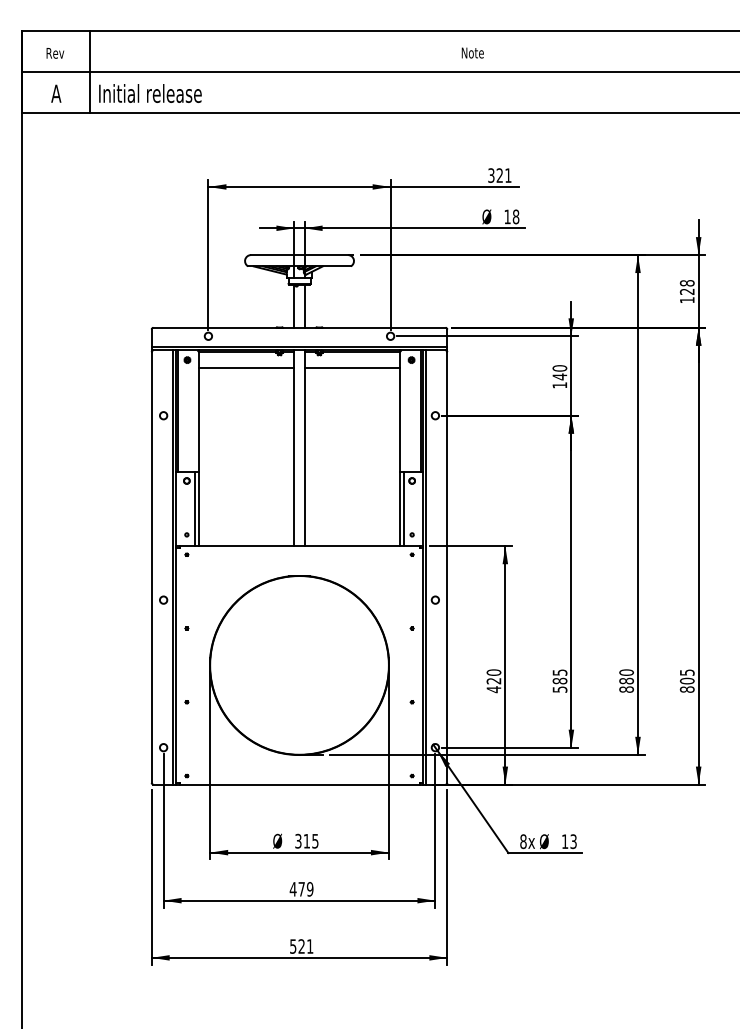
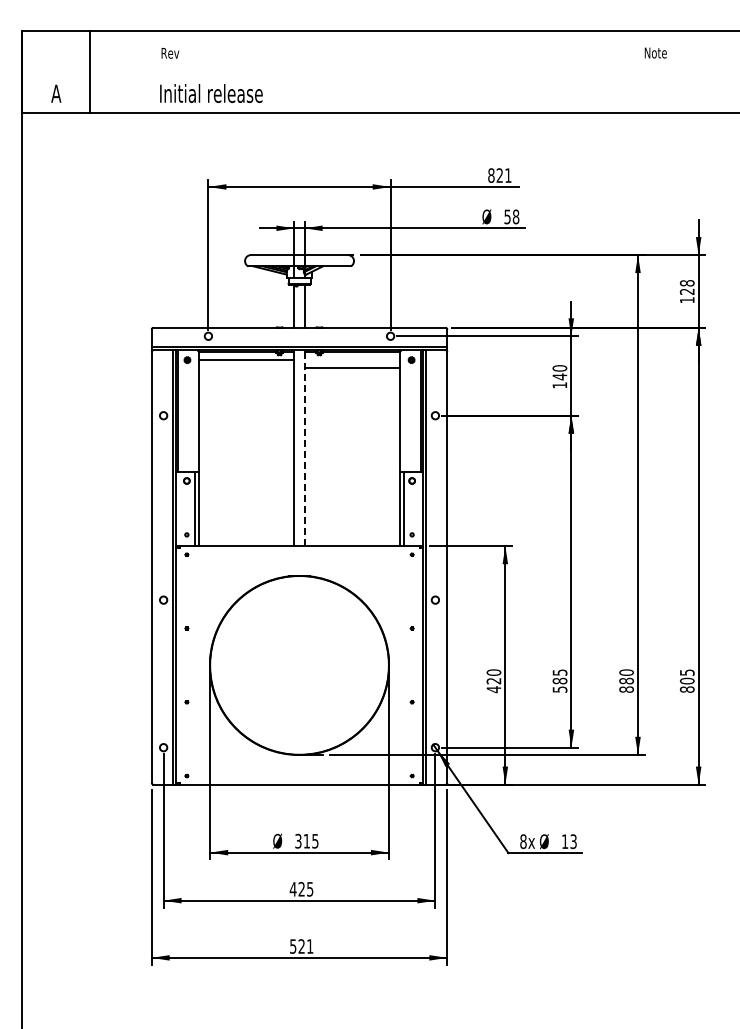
text position: (472, 52) -> (655, 52) (655, 52)
text position: (55, 53) -> (170, 53) (170, 53)
line: present -> none (379, 71)
text position: (150, 93) -> (211, 93) (211, 93)
text: 321 -> 821 (491, 175)
text: 18 -> 58 (507, 216)
line position: (246, 367) -> (246, 359) (246, 359)
line: solid -> dashed (304, 448)
text: 479 -> 425 (305, 888)
